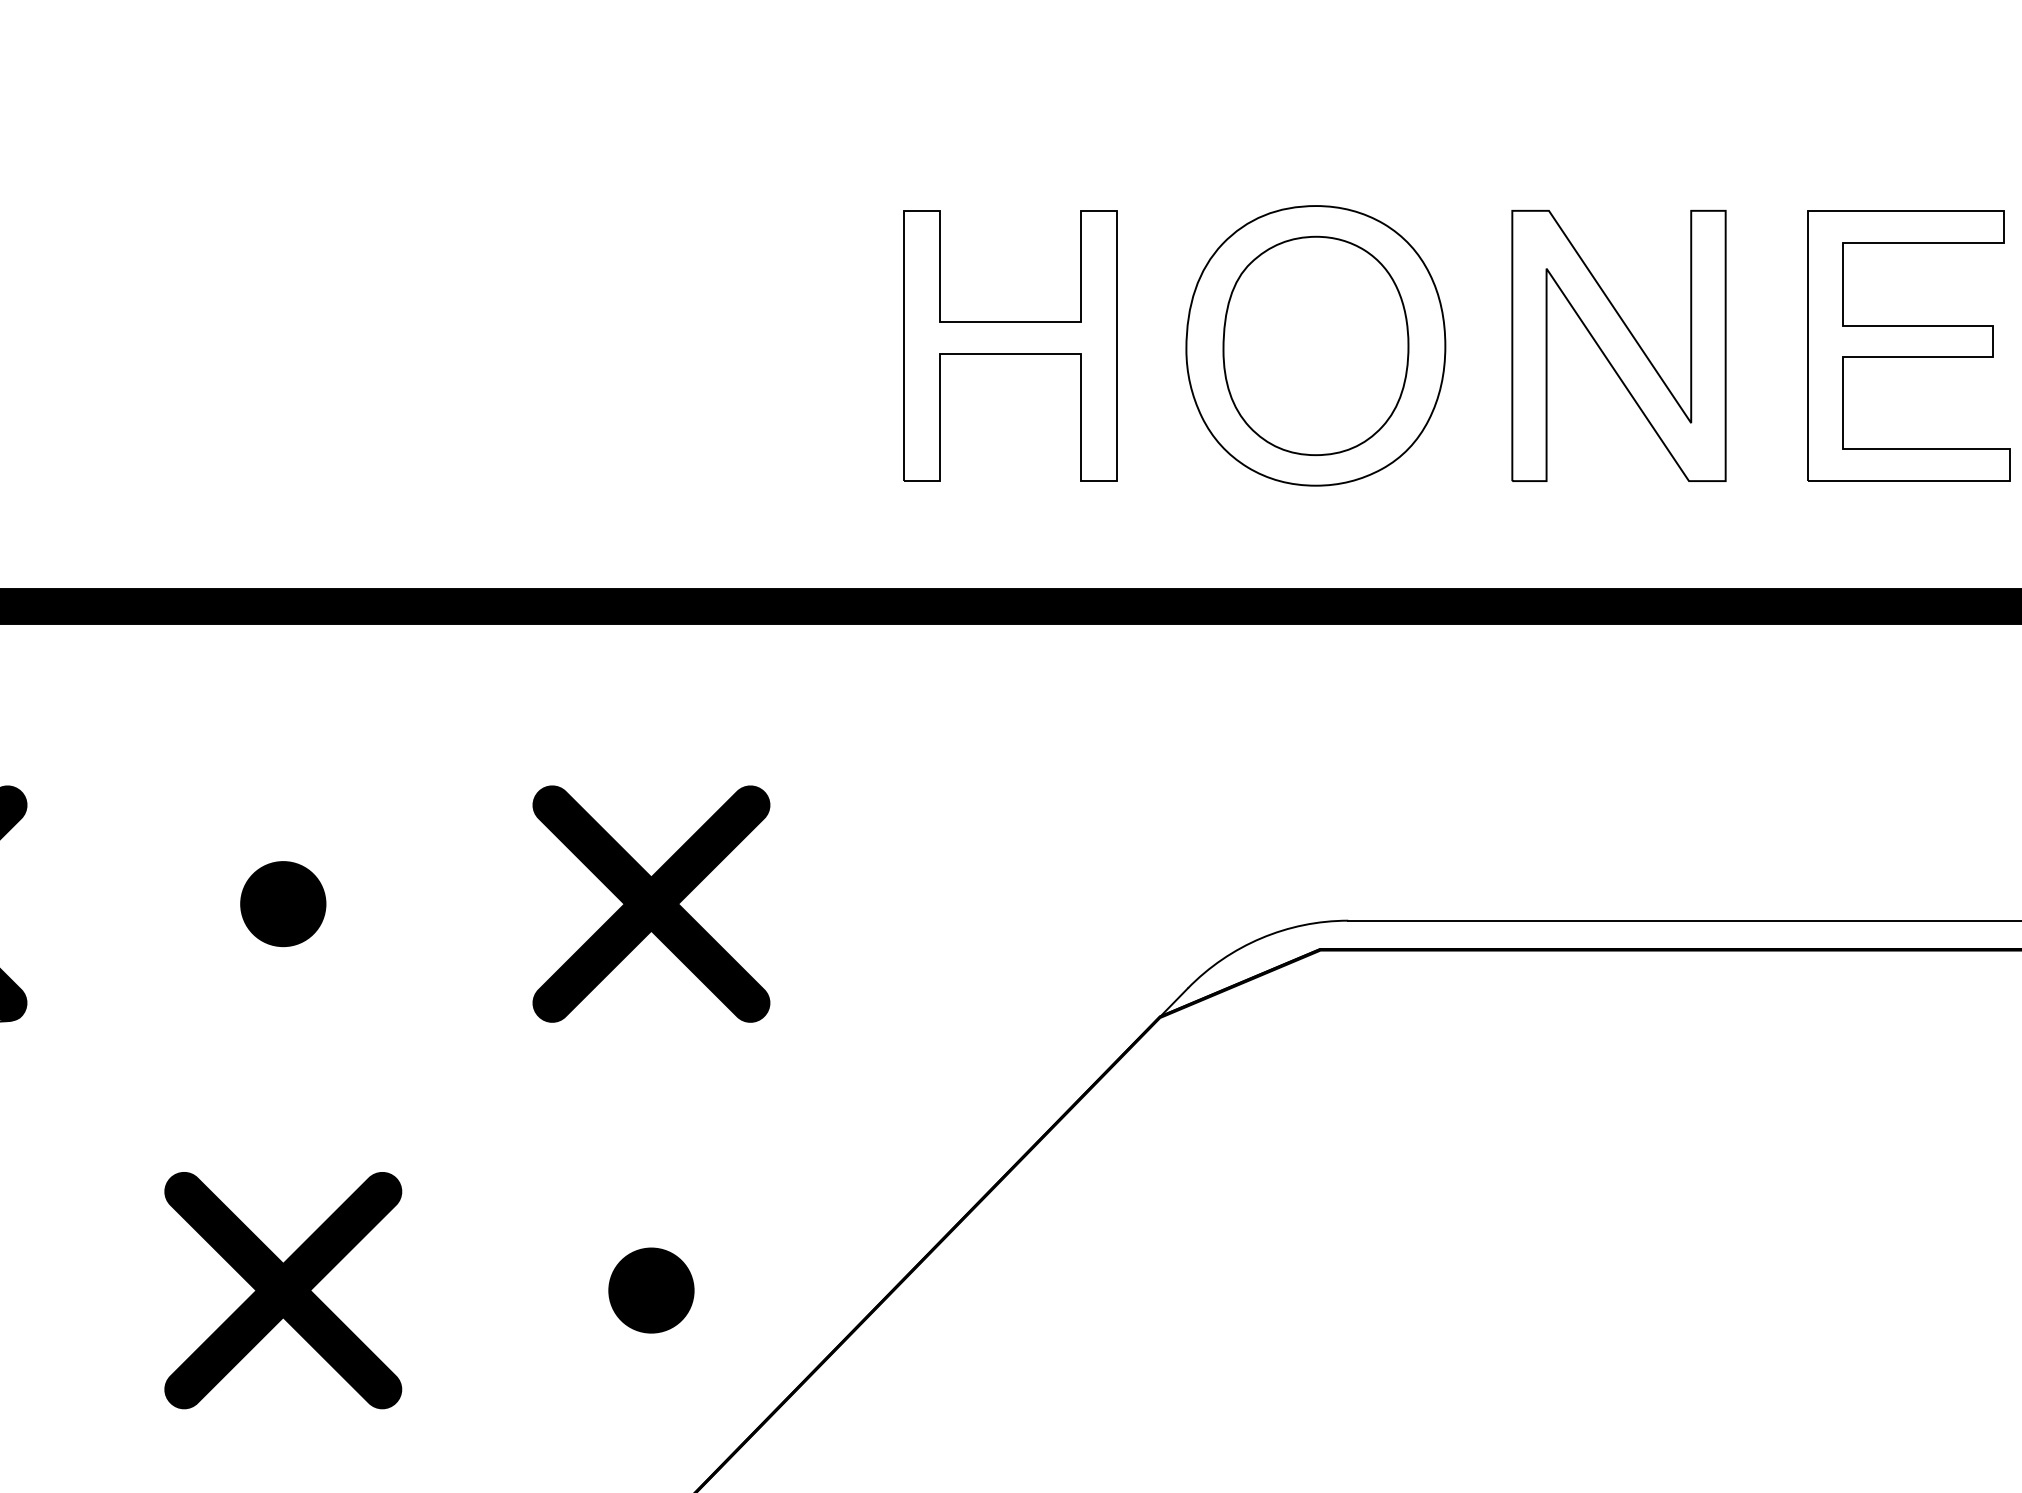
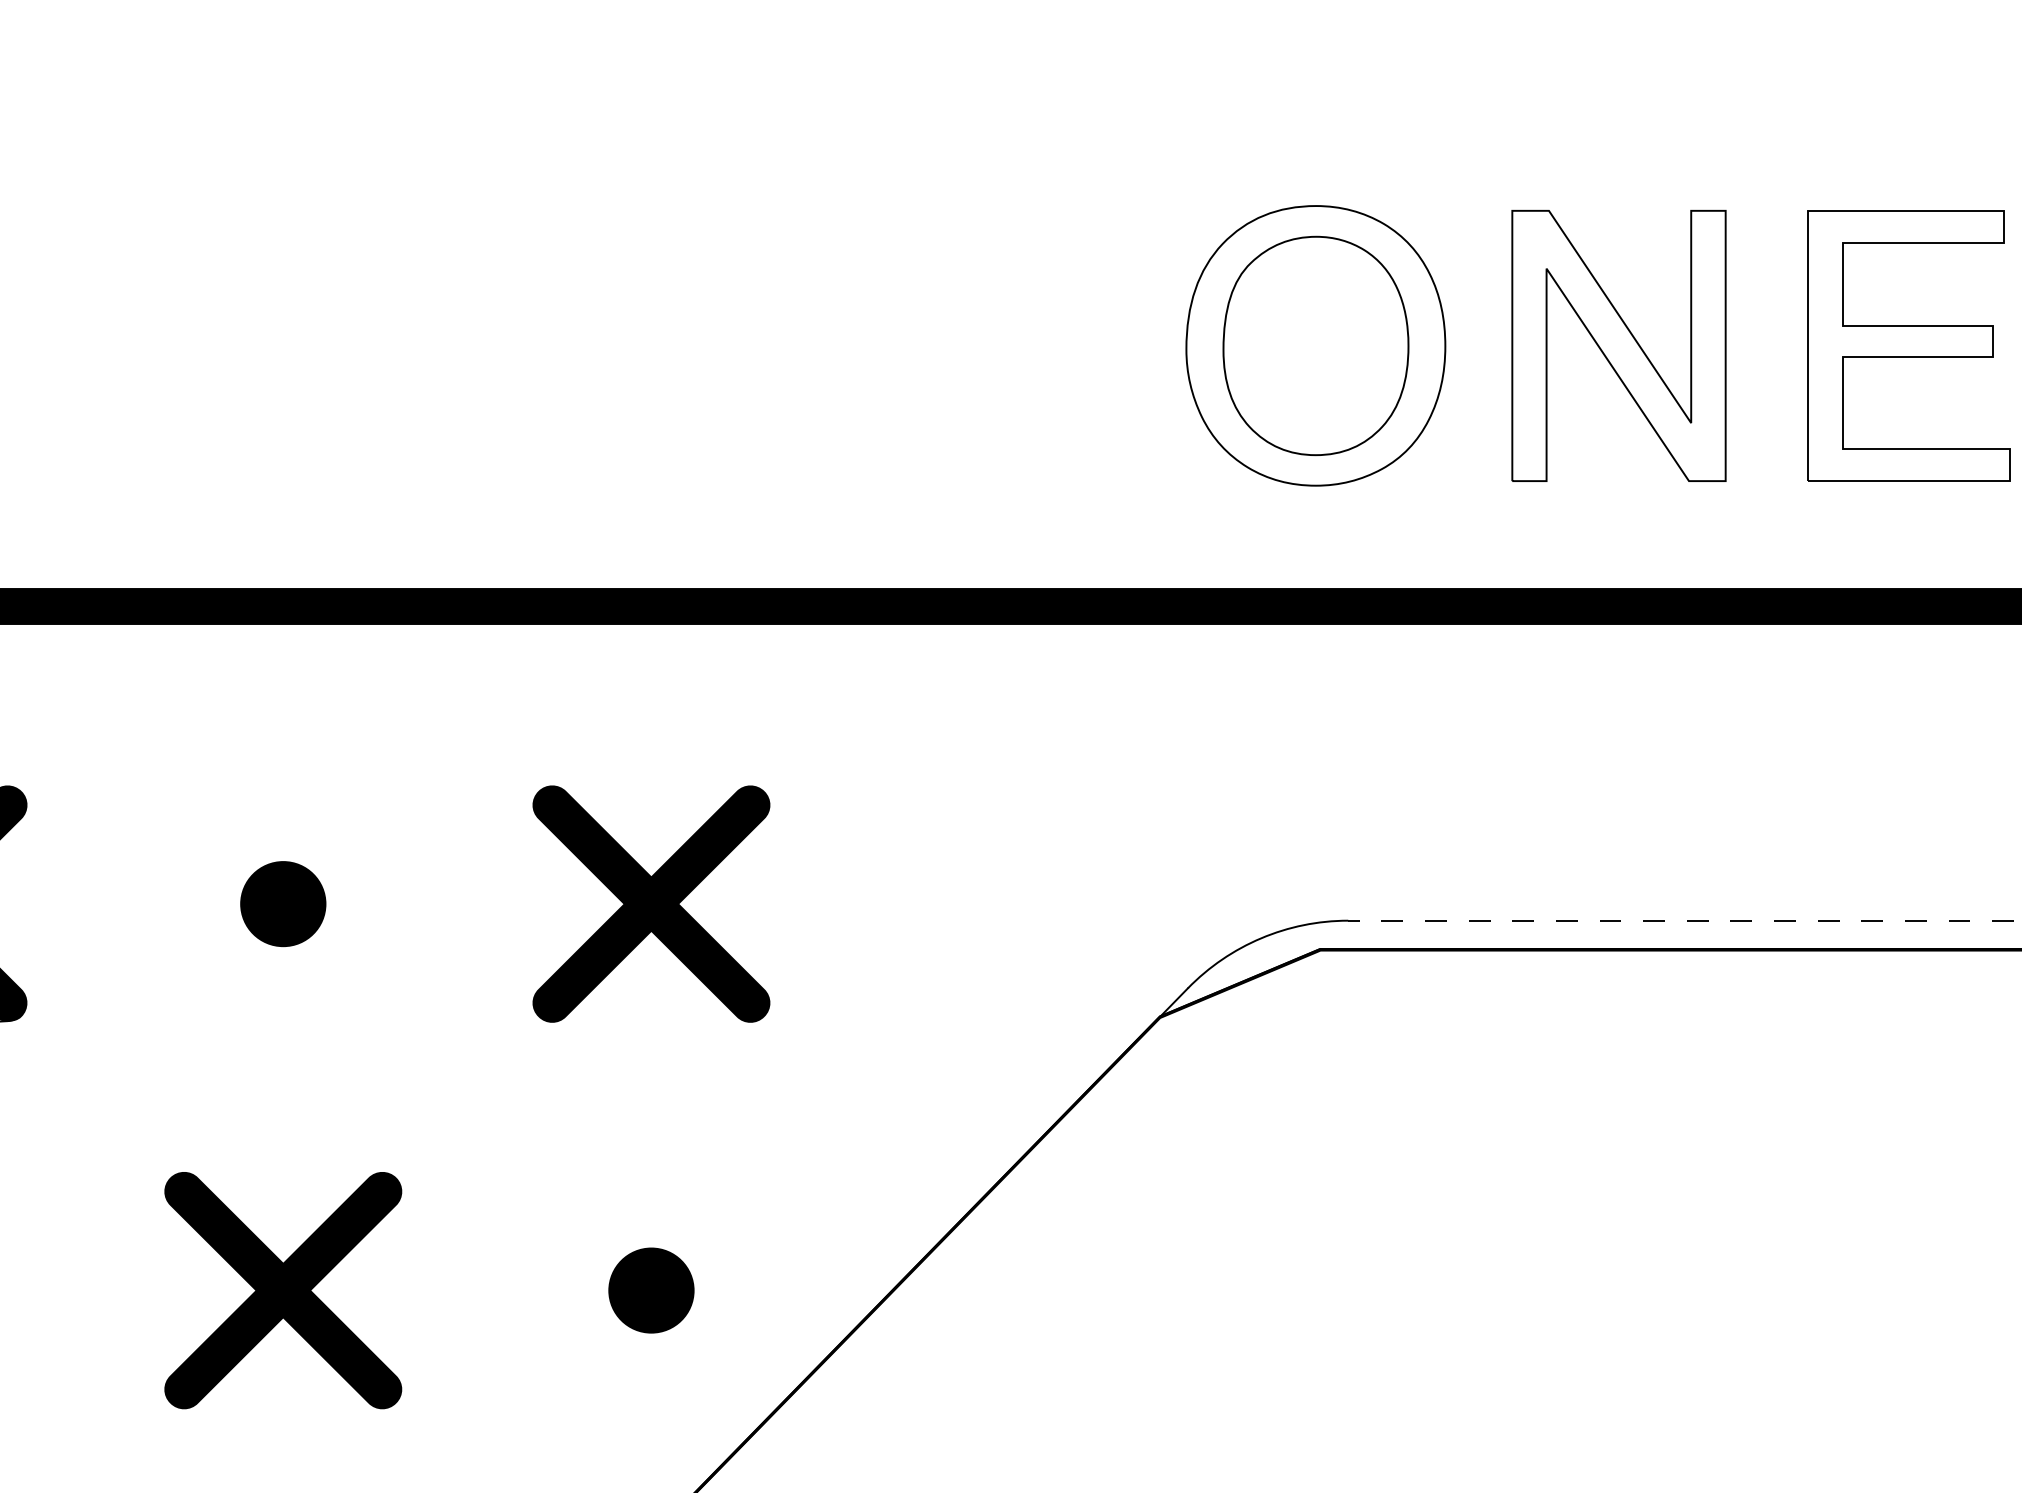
part: present -> none (1010, 345)
line: solid -> dashed (1684, 920)
